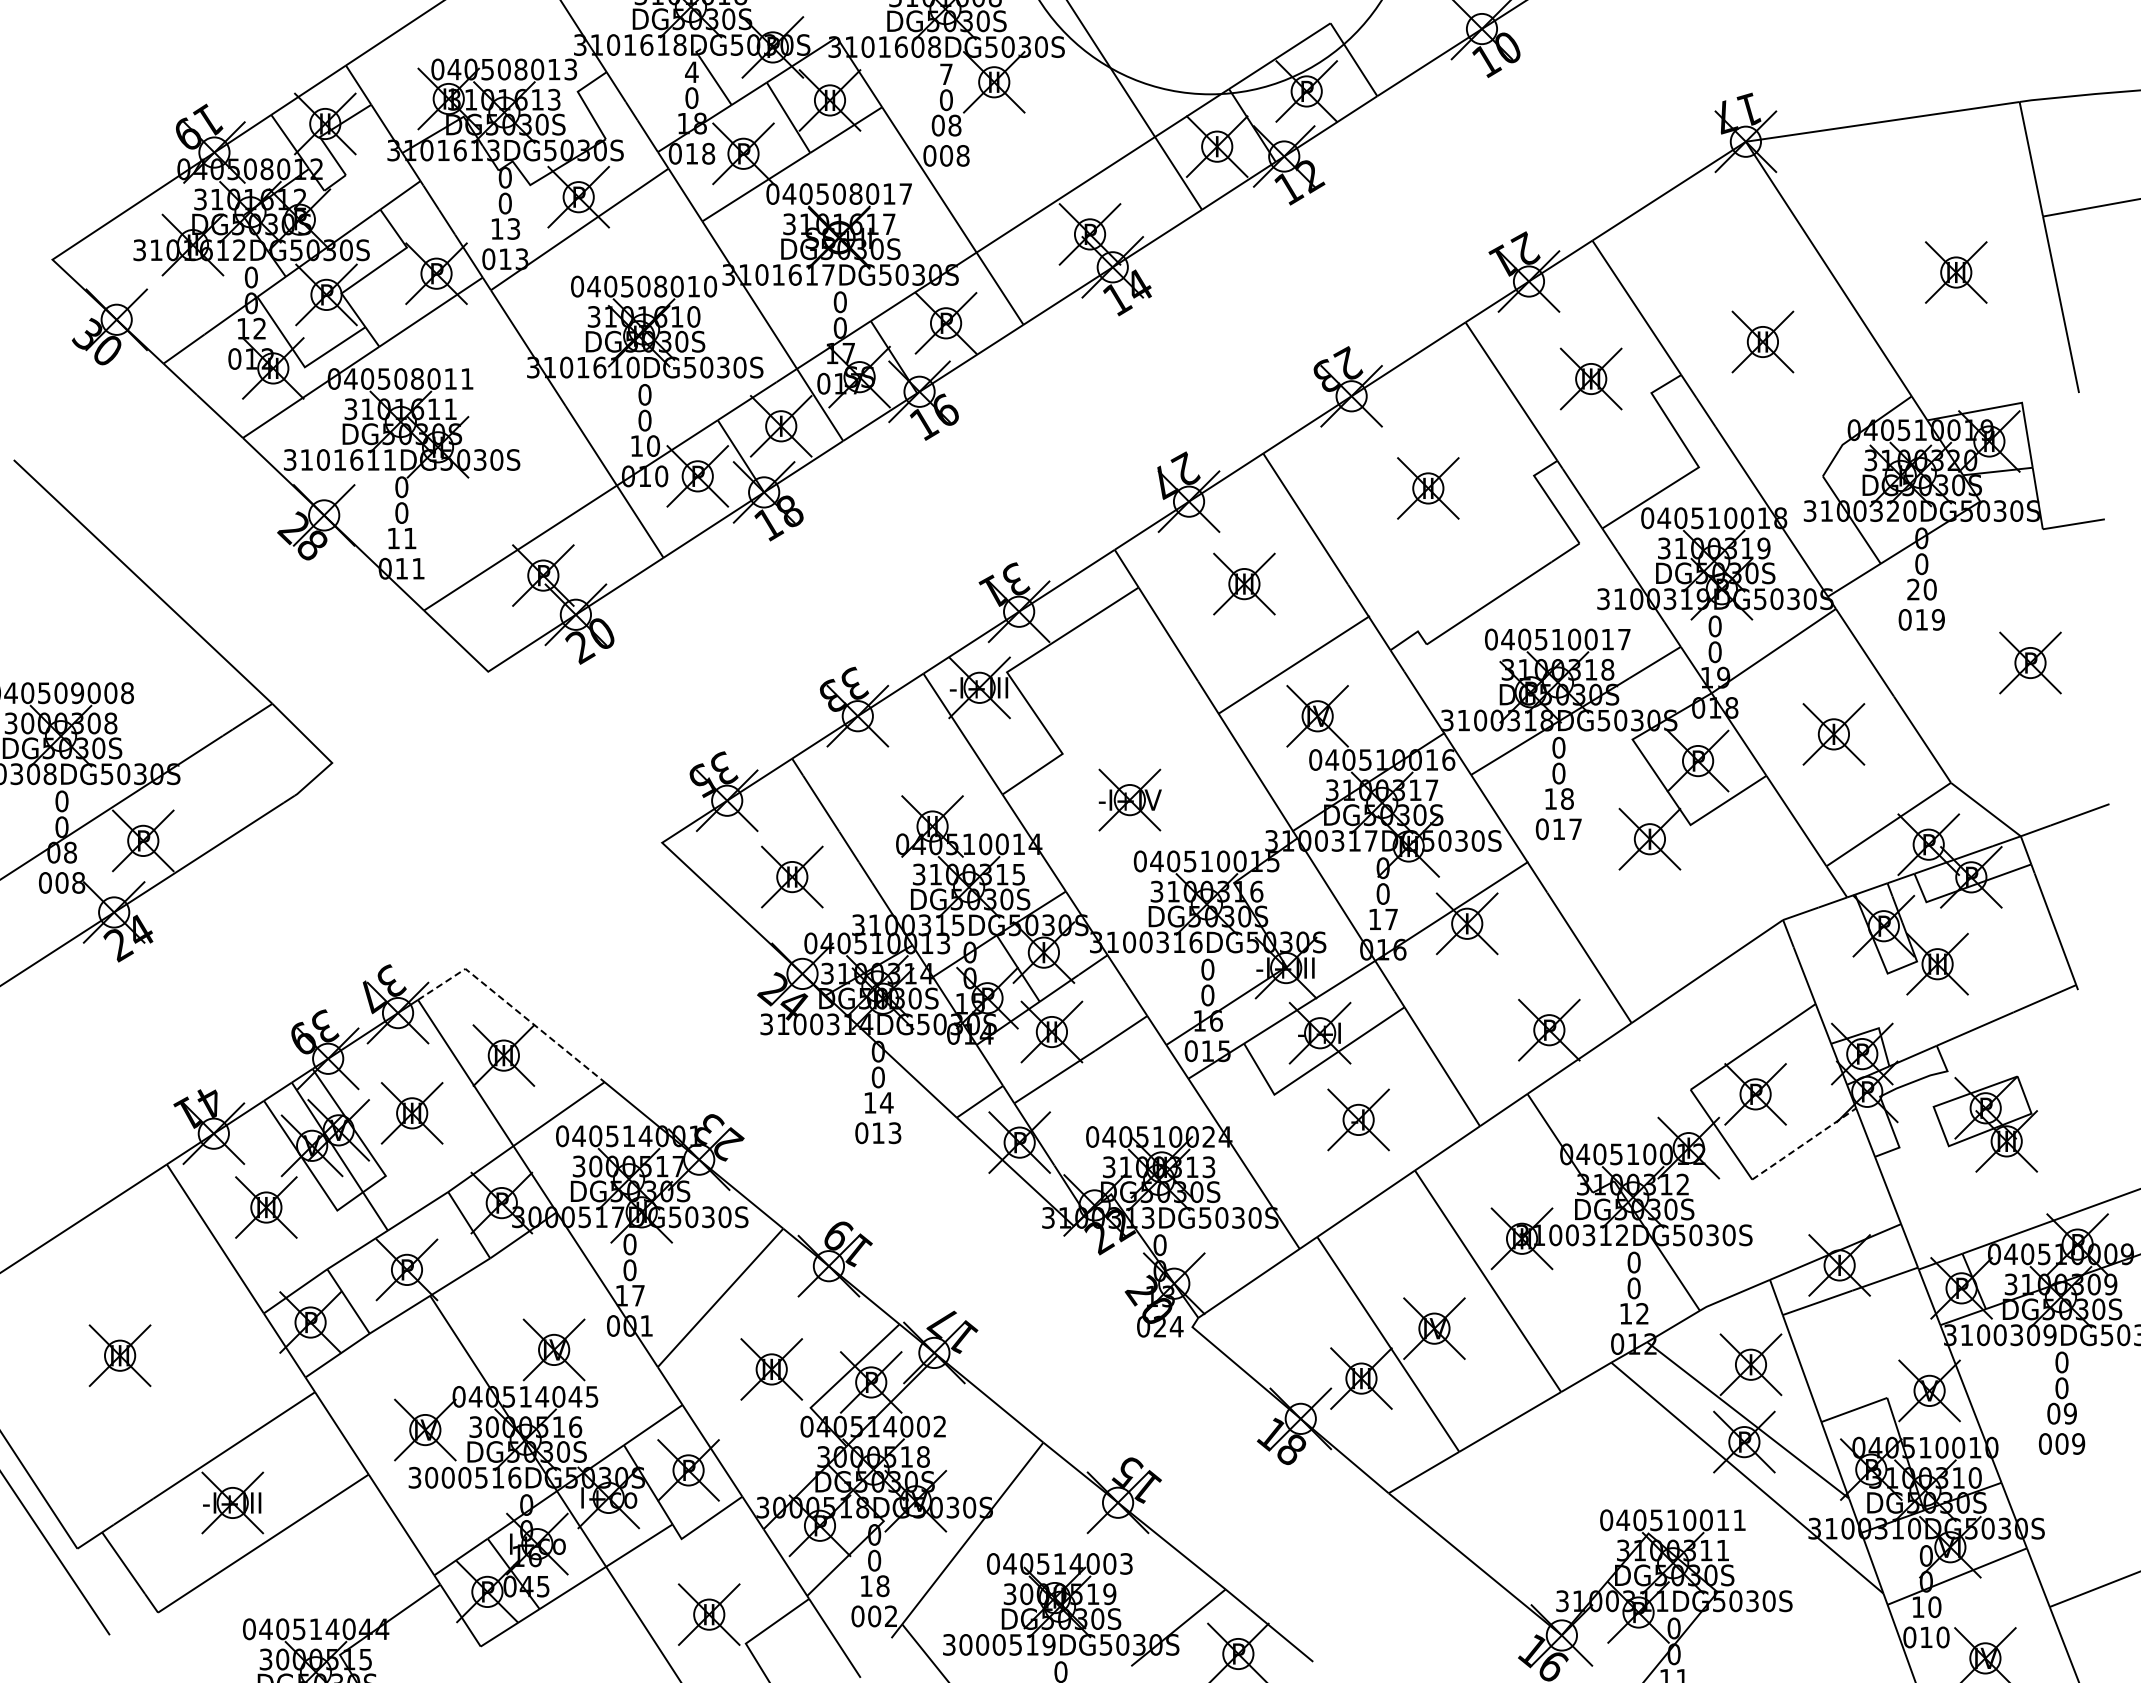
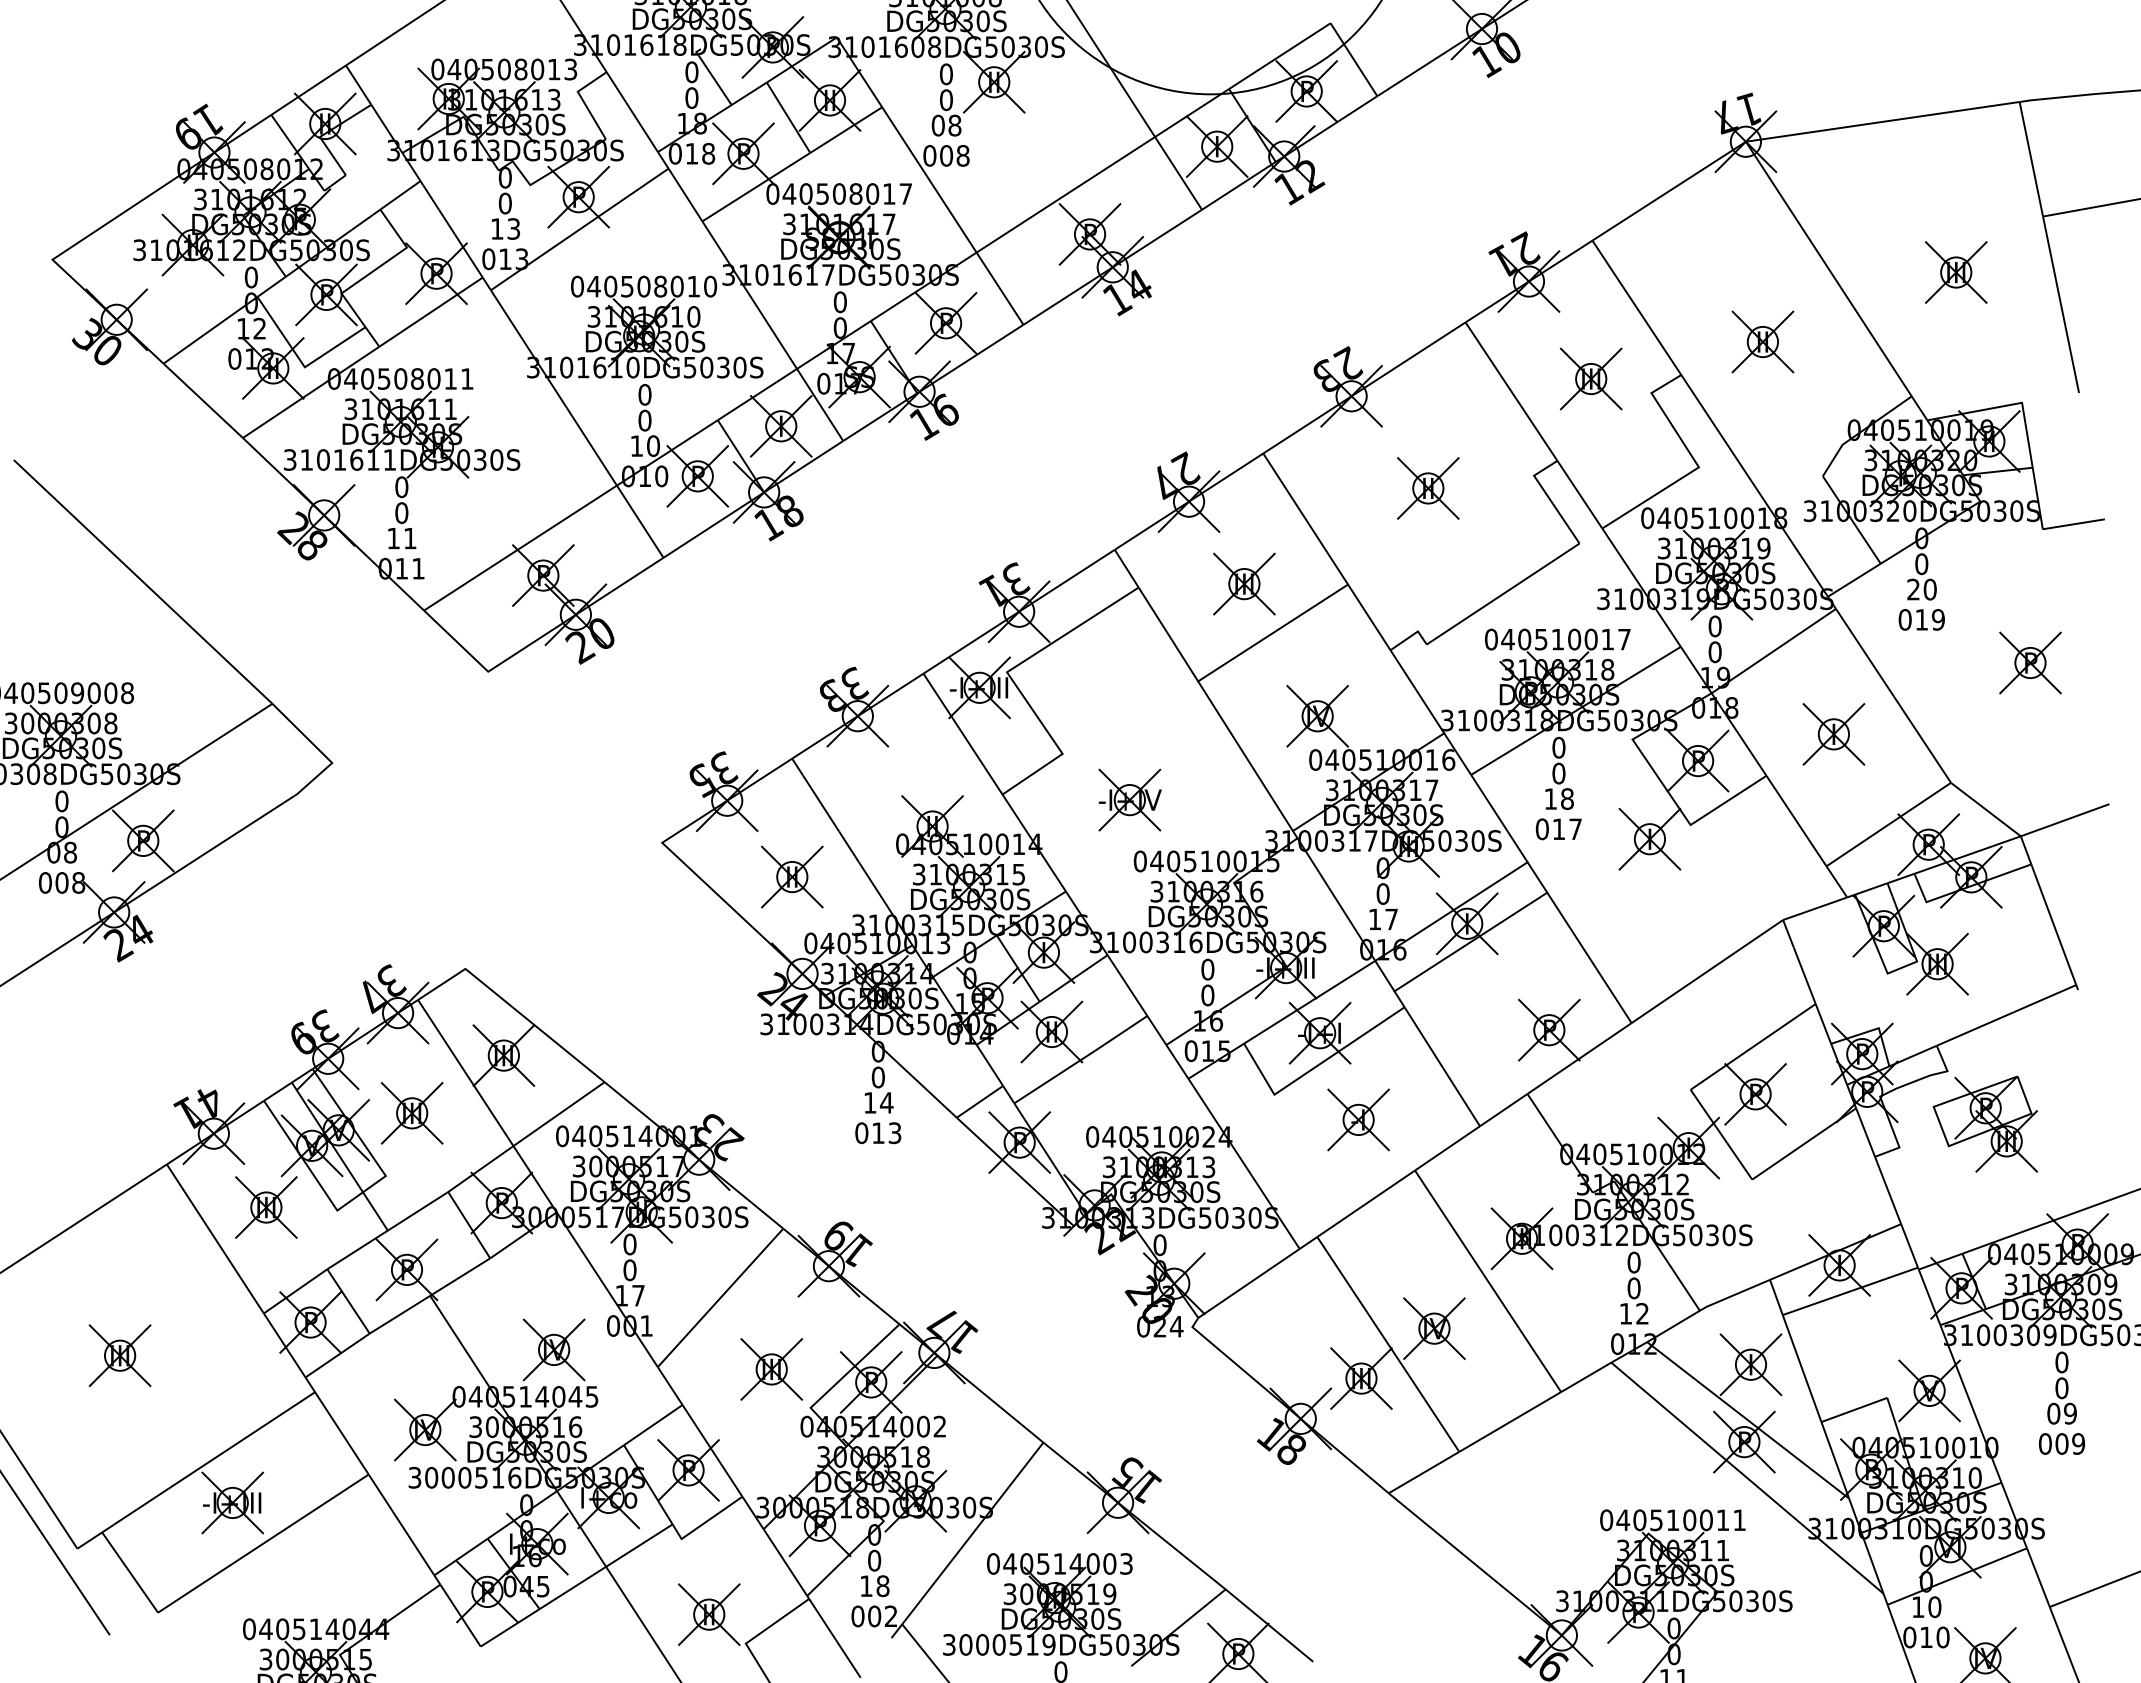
text: 4 -> 0 (691, 72)
text: 7 -> 0 (946, 74)
line position: (1294, 664) -> (1273, 632) (1273, 632)
line: none -> present (1470, 941)
line: dashed -> solid (512, 1007)
line: dashed -> solid (1804, 1143)
